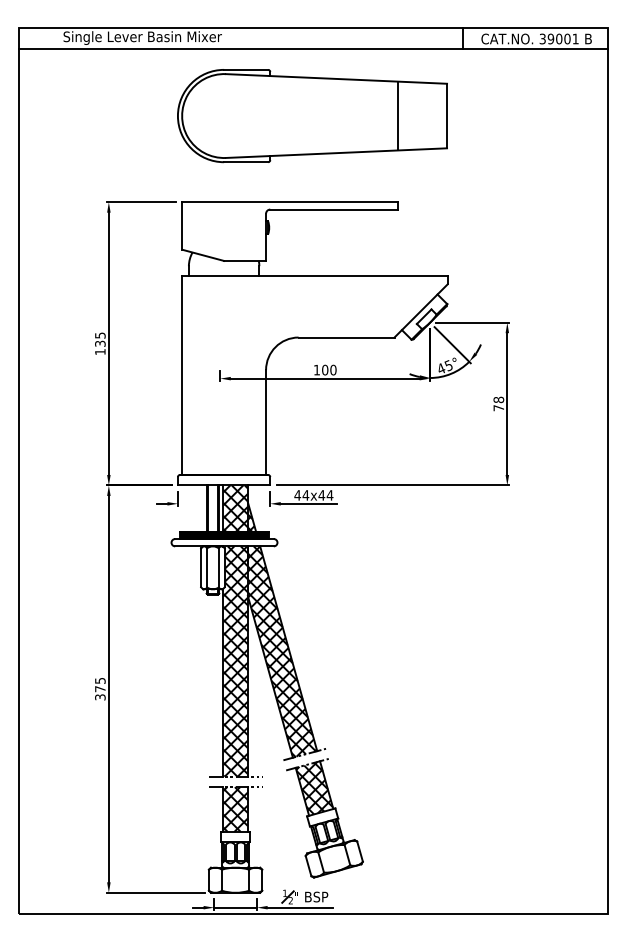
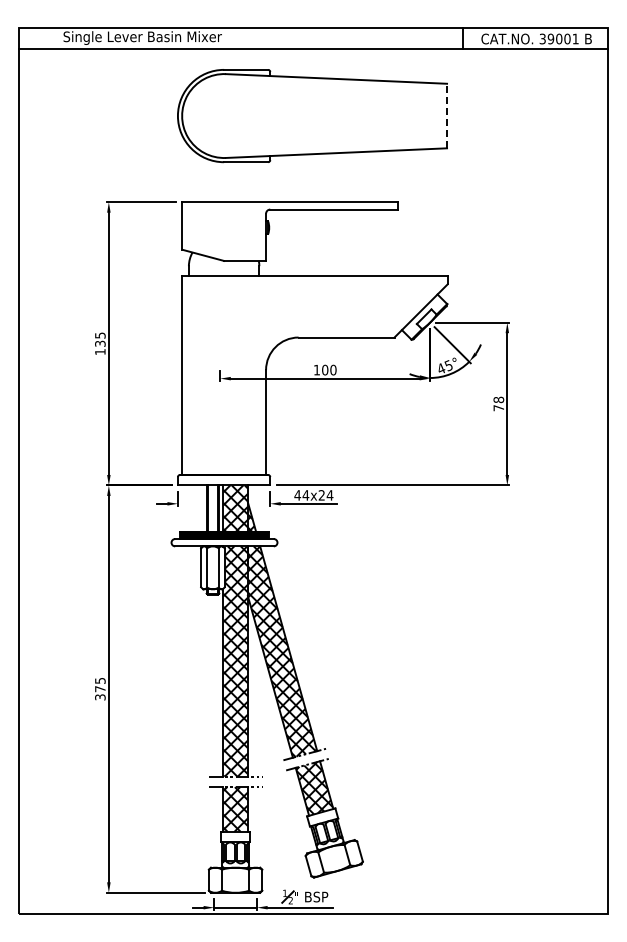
line: present -> none (398, 115)
line: solid -> dashed (447, 115)
text: 44x44 -> 44x24 (321, 495)
